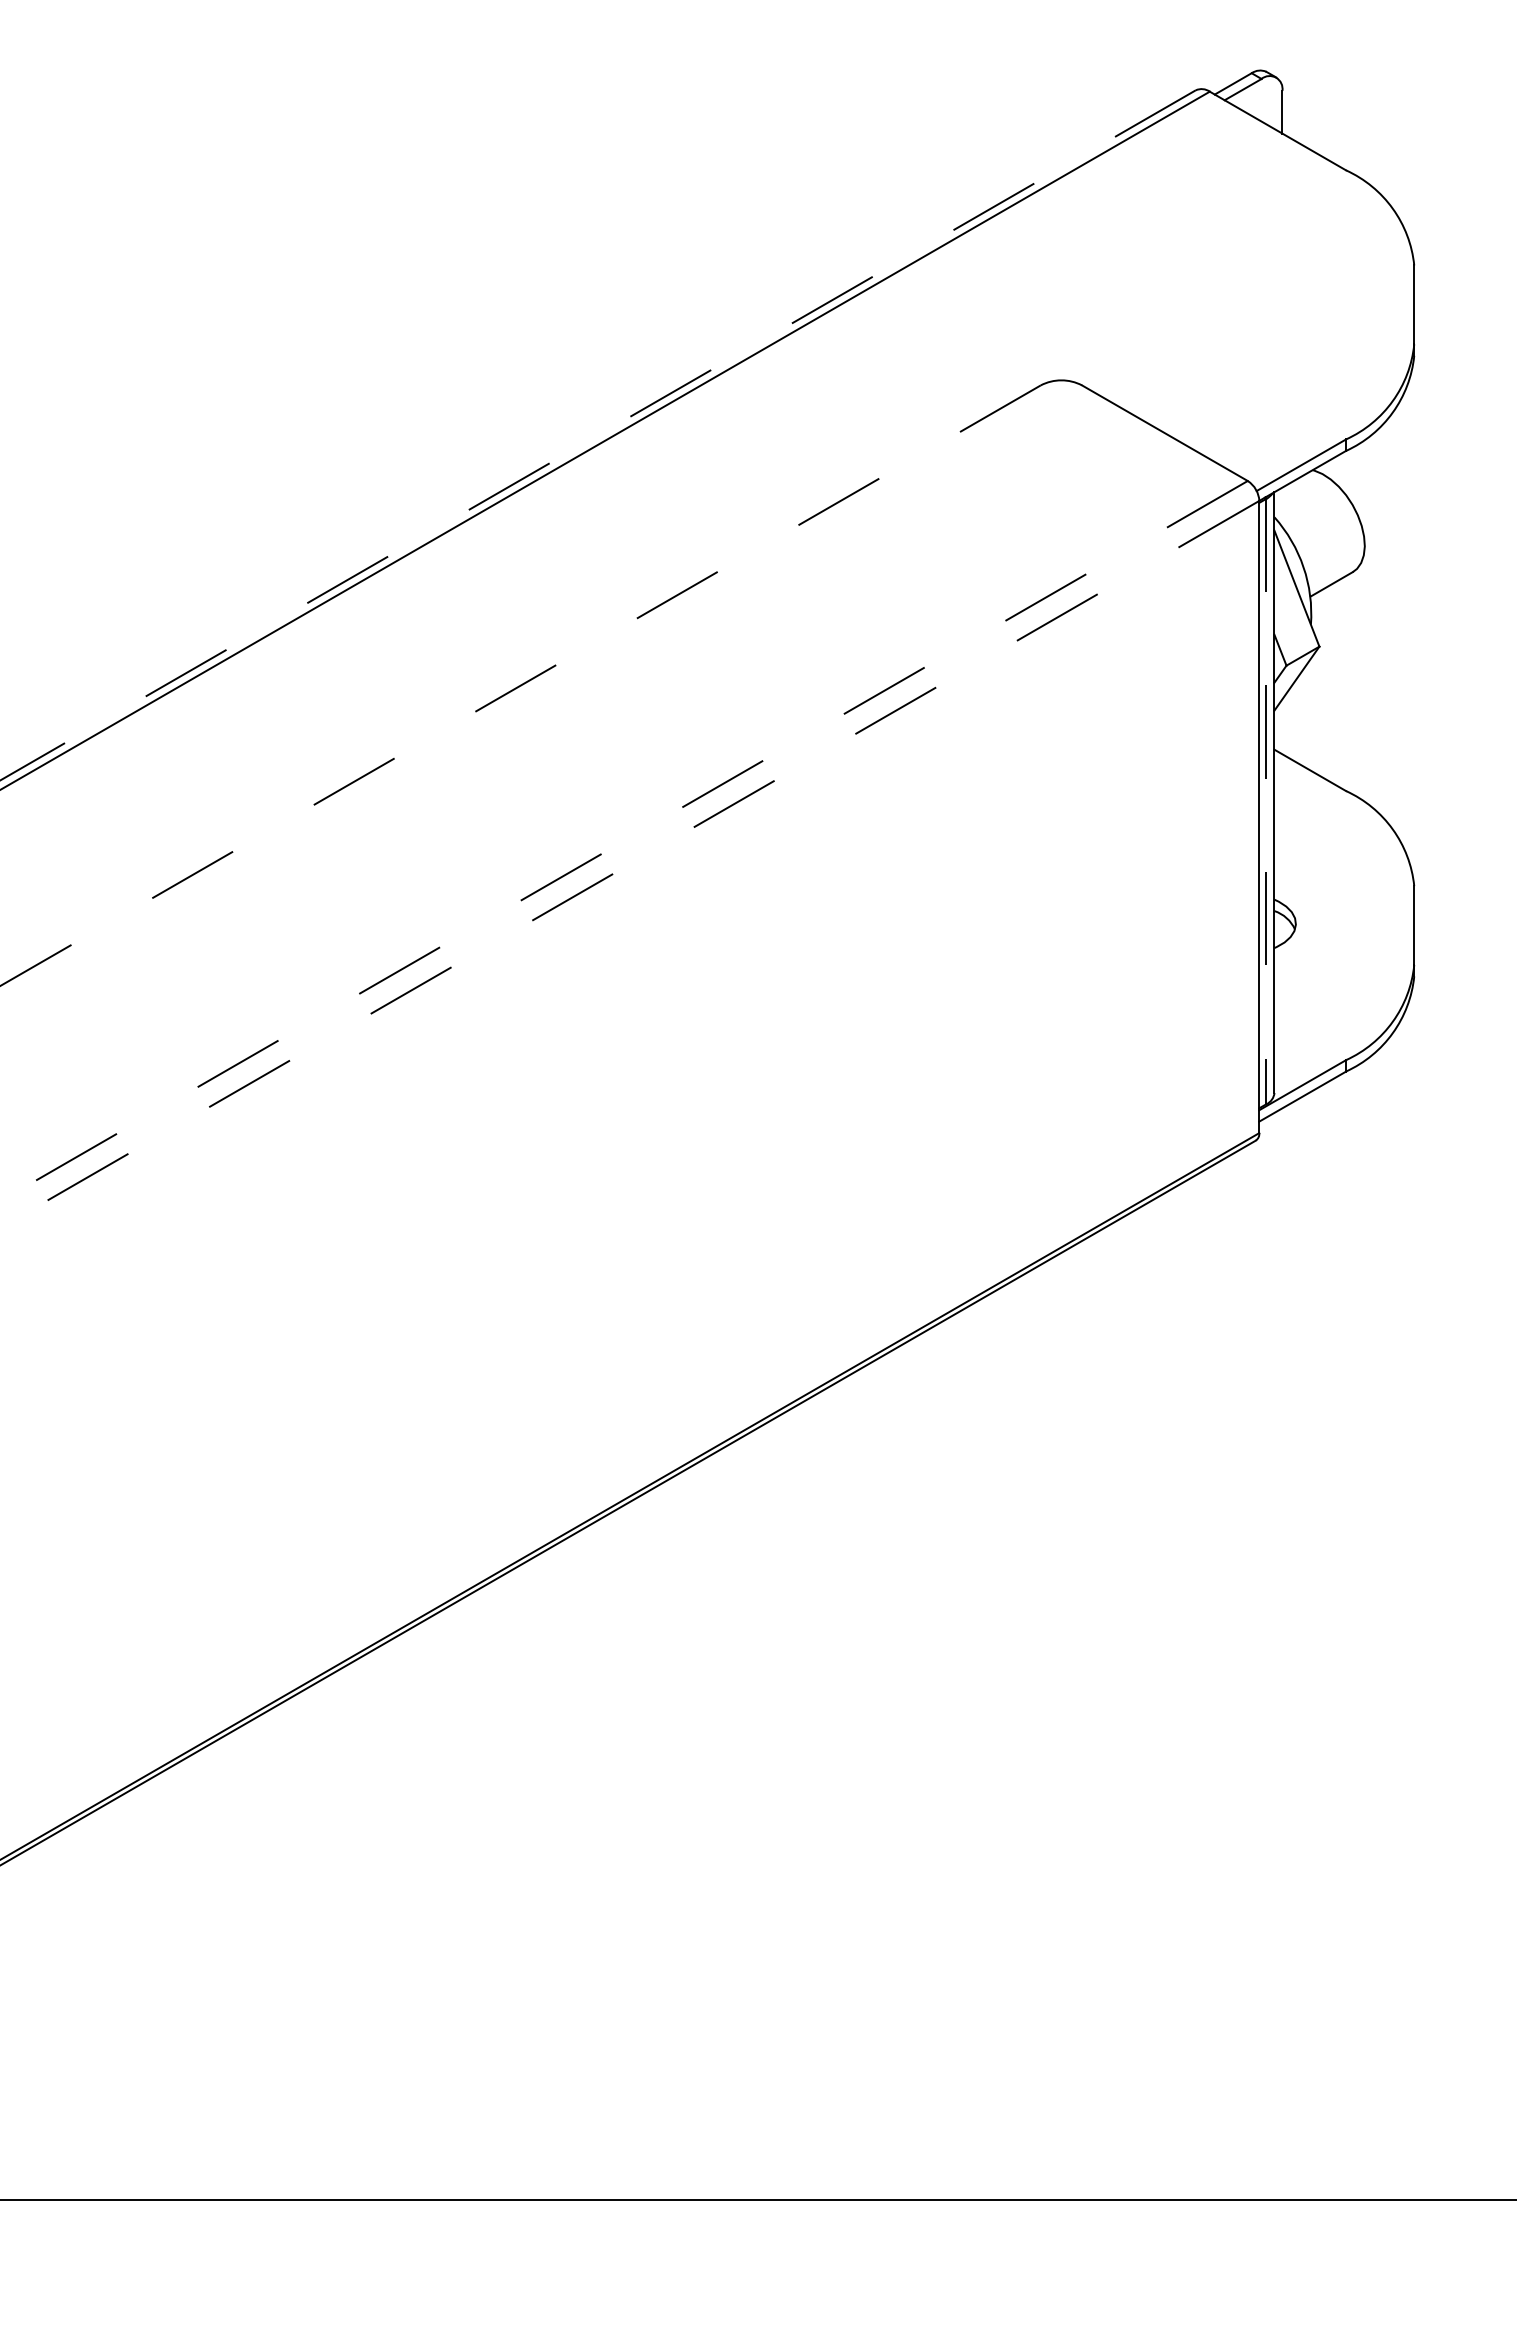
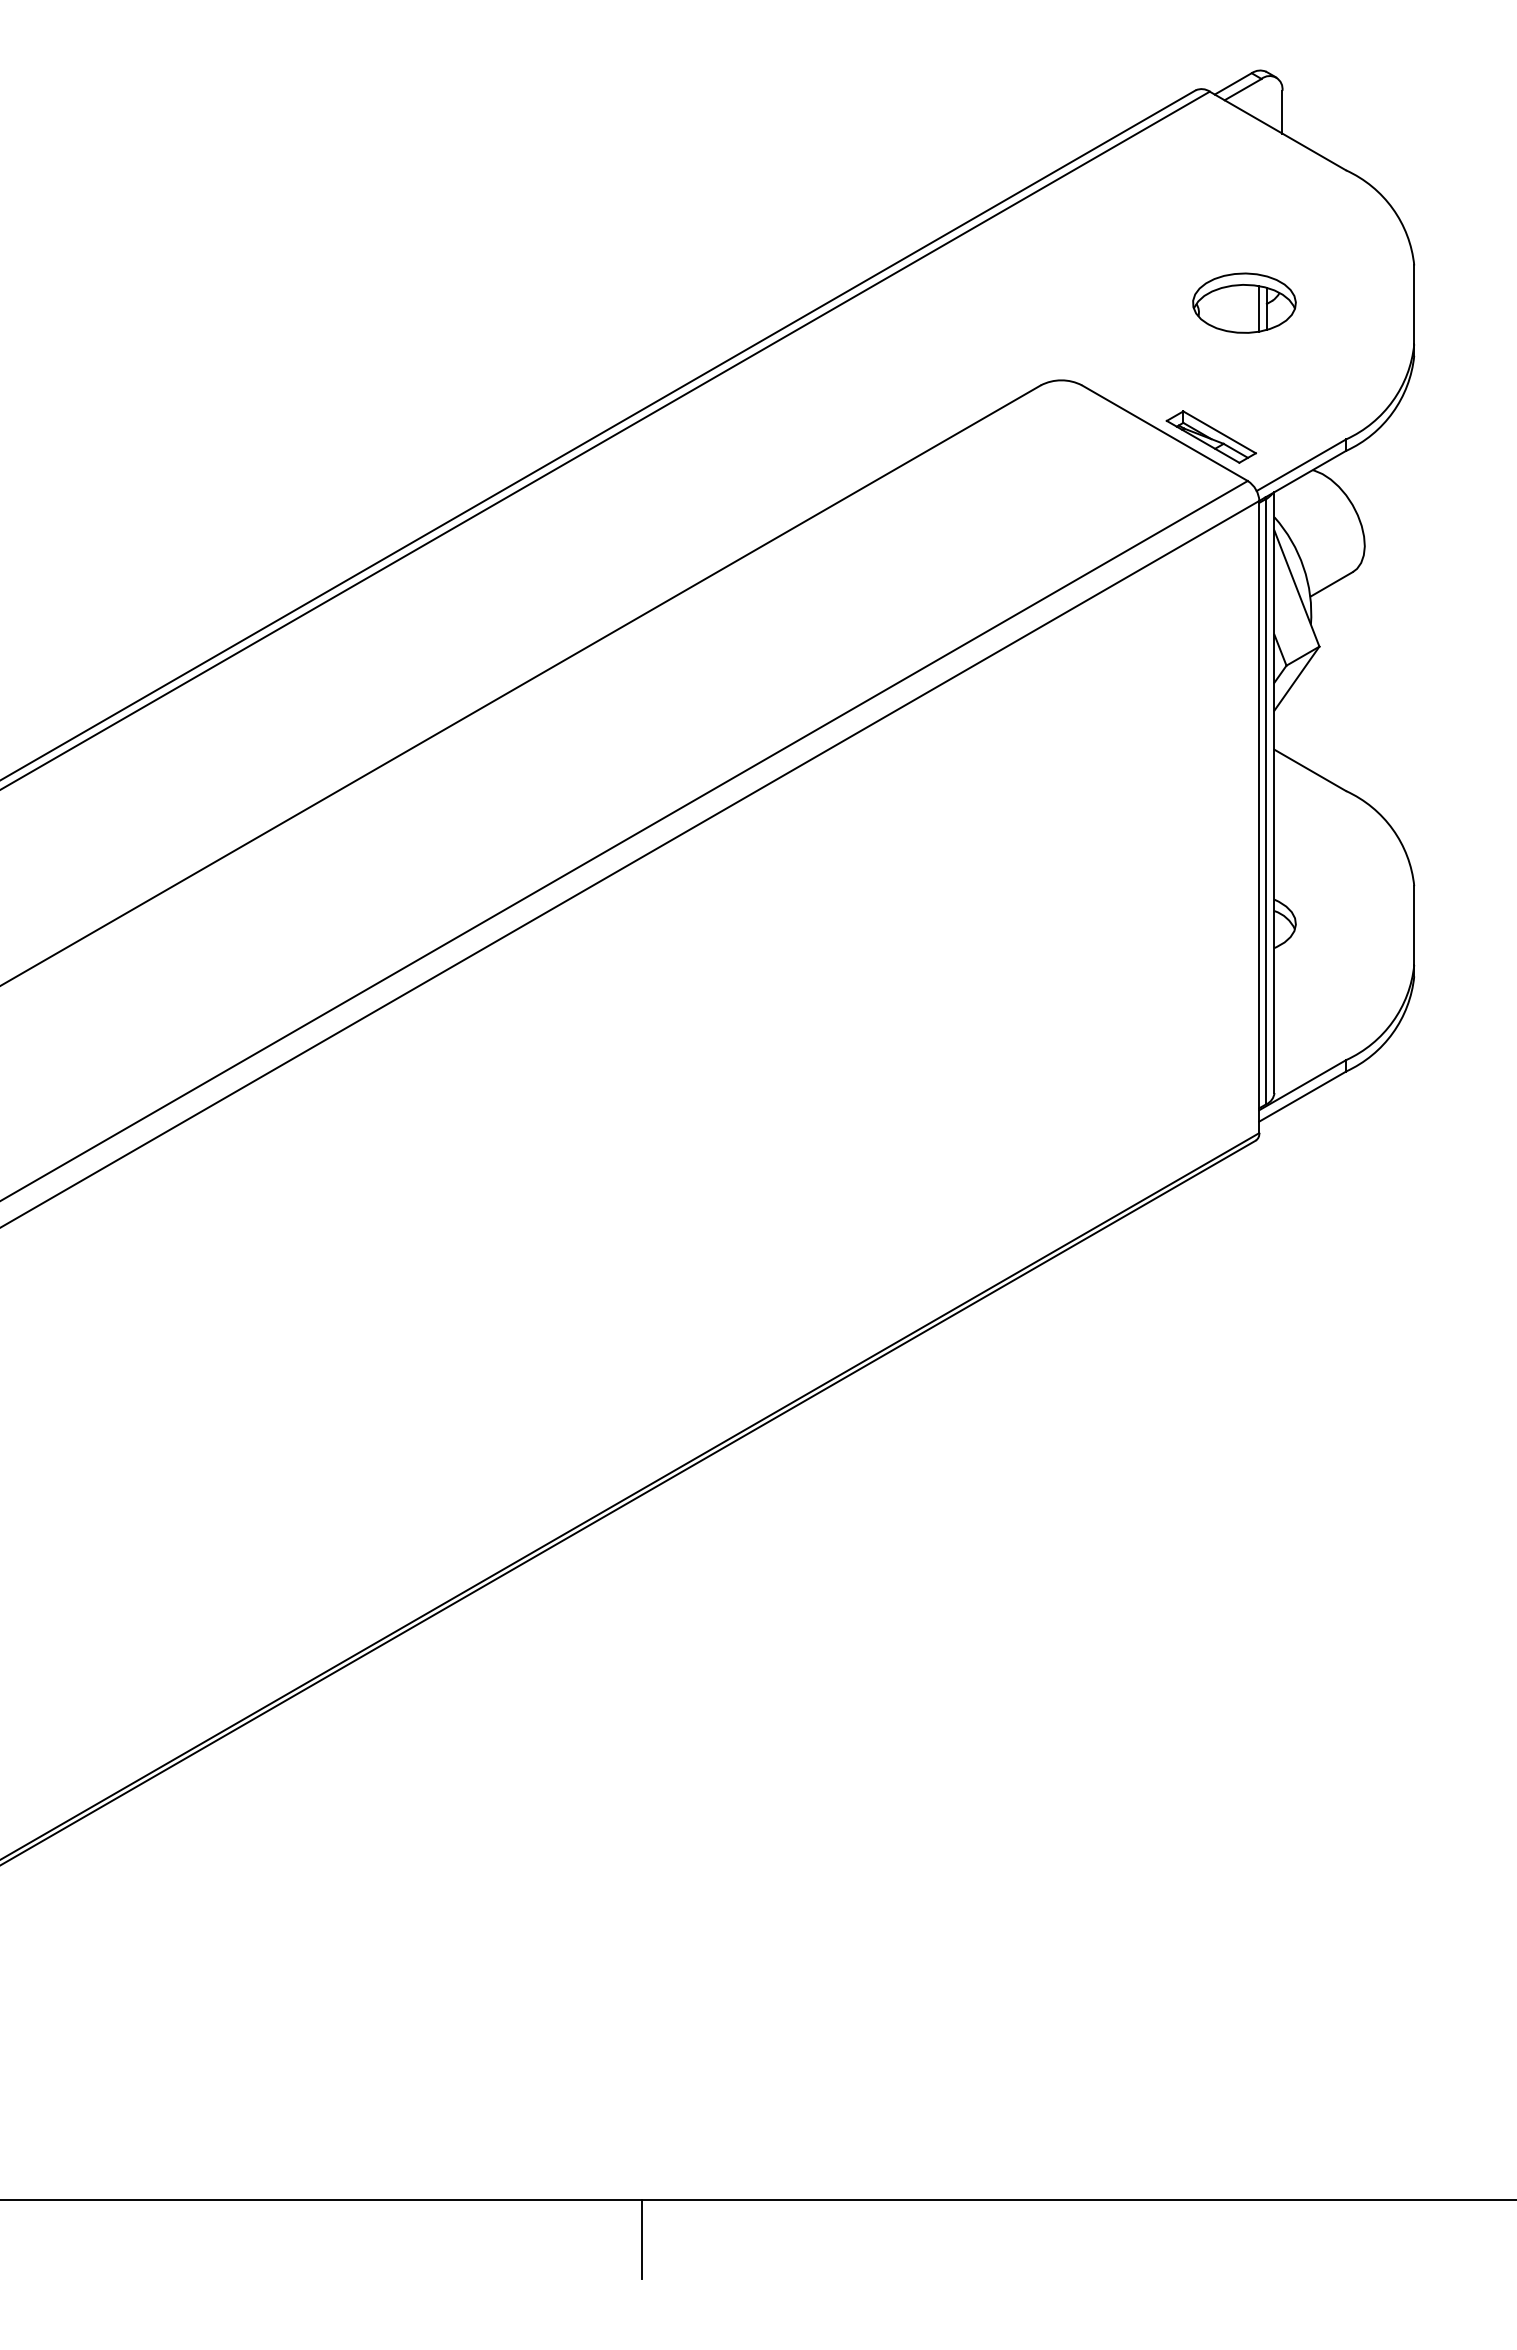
part: none -> present (1244, 302)
line: dashed -> solid (597, 435)
part: none -> present (1210, 436)
line: dashed -> solid (520, 685)
line: dashed -> solid (1266, 801)
line: dashed -> solid (623, 841)
line: dashed -> solid (629, 864)
line: none -> present (642, 2239)
